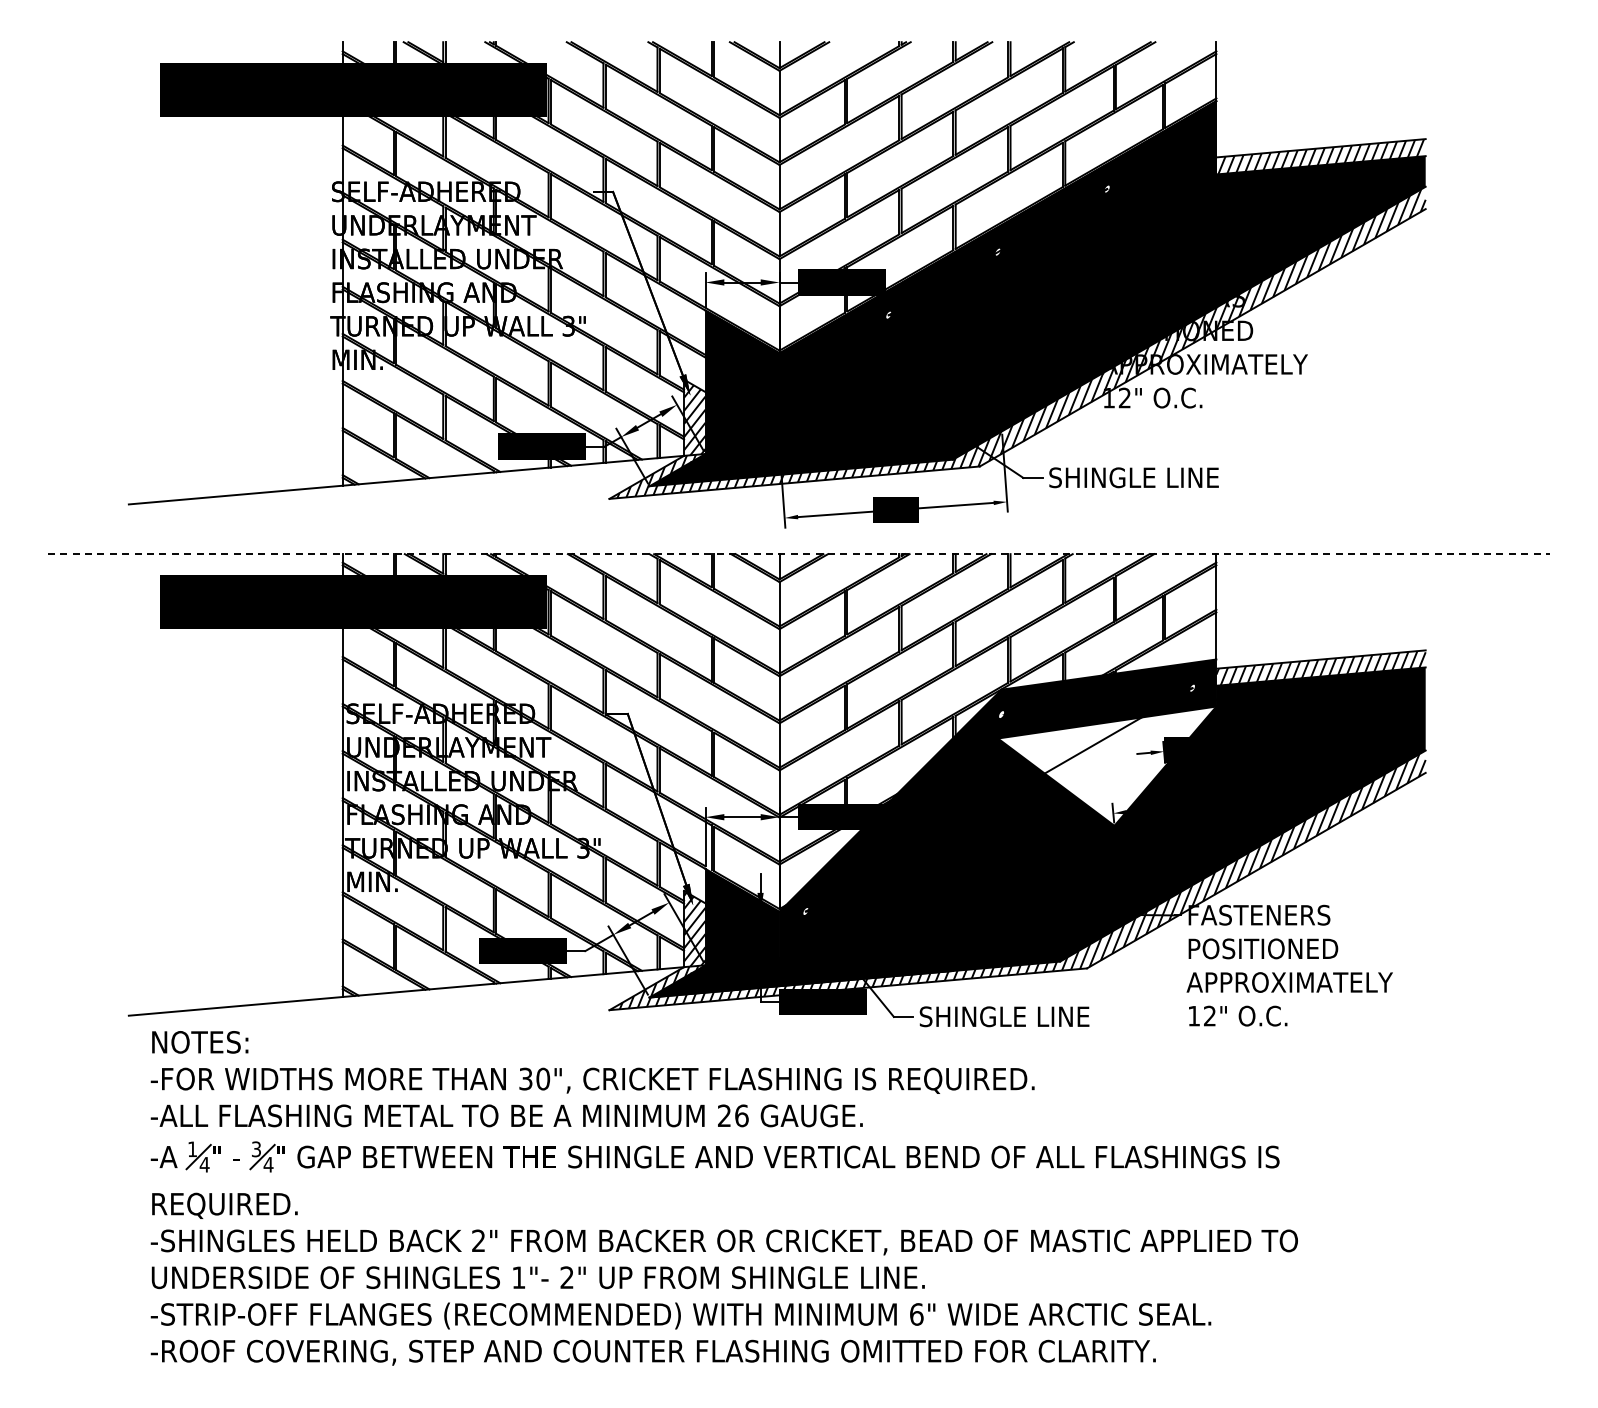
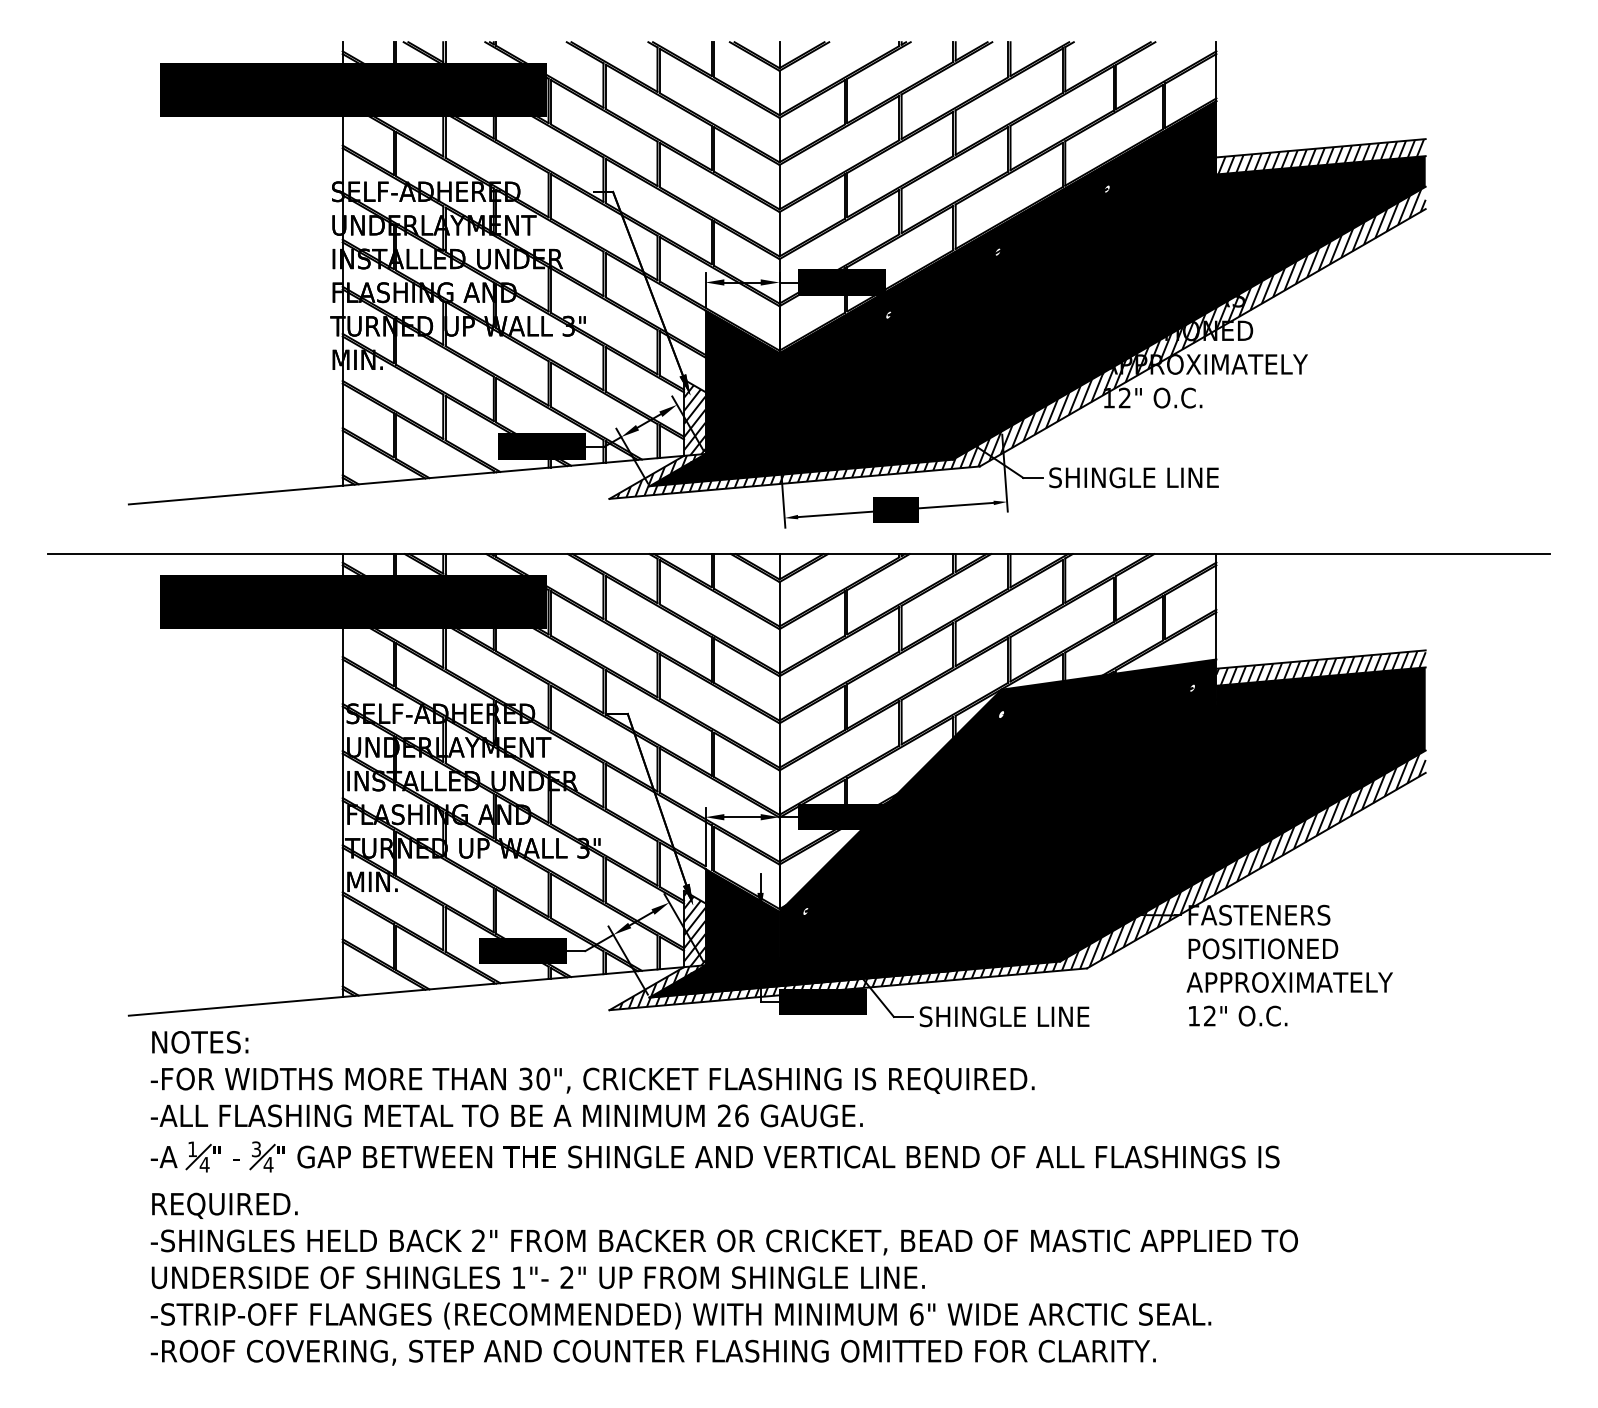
line: dashed -> solid (799, 554)
fill: none -> present (1106, 765)
